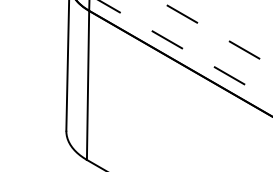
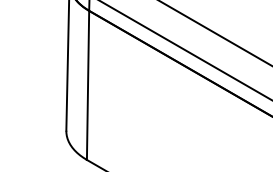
line: dashed -> solid (215, 33)
line: dashed -> solid (185, 50)
